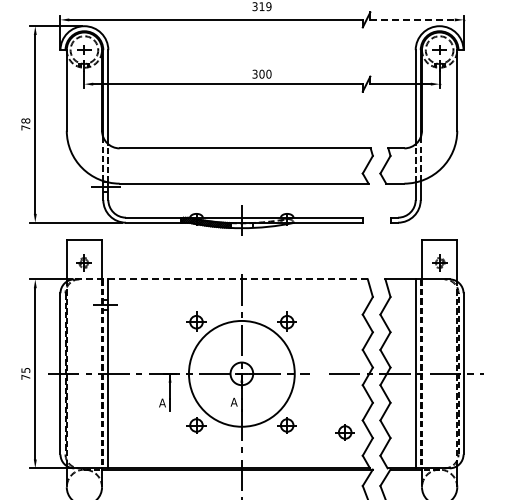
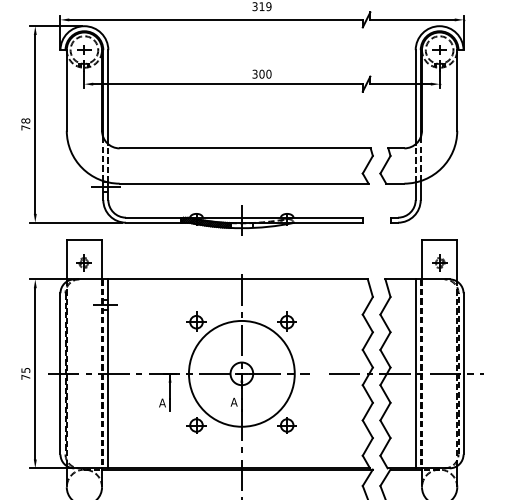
line: dashed -> solid (413, 19)
line: dashed -> solid (221, 279)
part: present -> none (344, 432)
